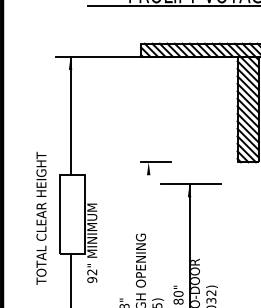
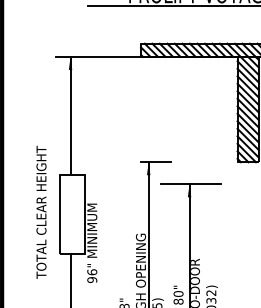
text position: (41, 217) -> (41, 211) (41, 211)
line: none -> present (148, 233)
text: 92" -> 96" (92, 272)
